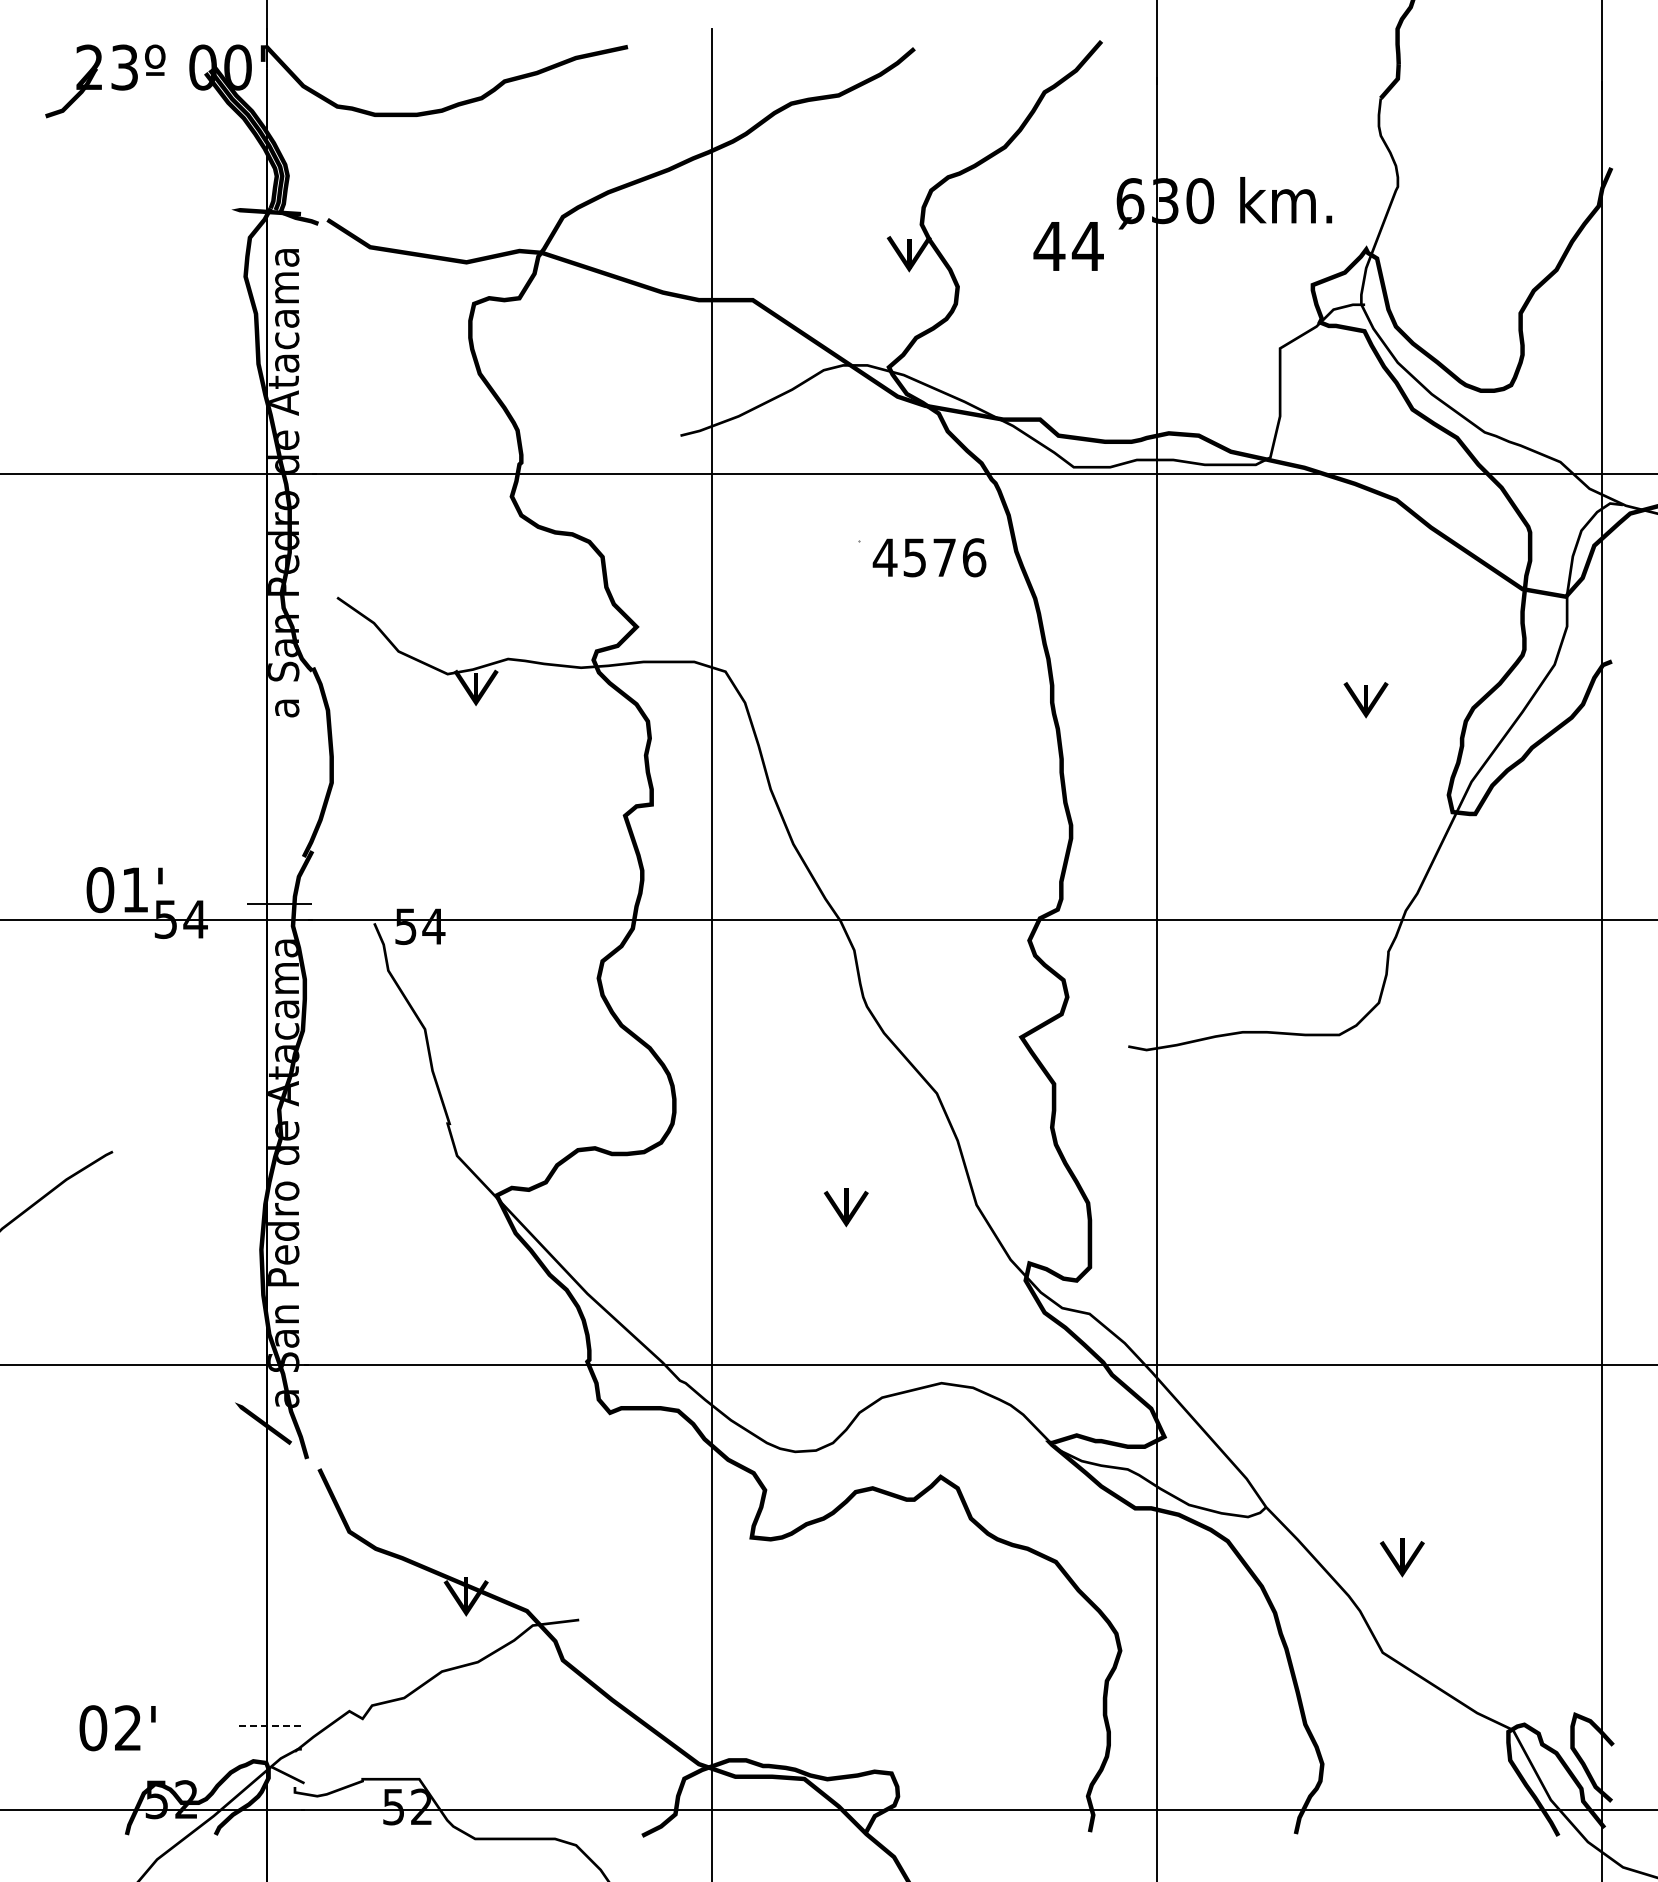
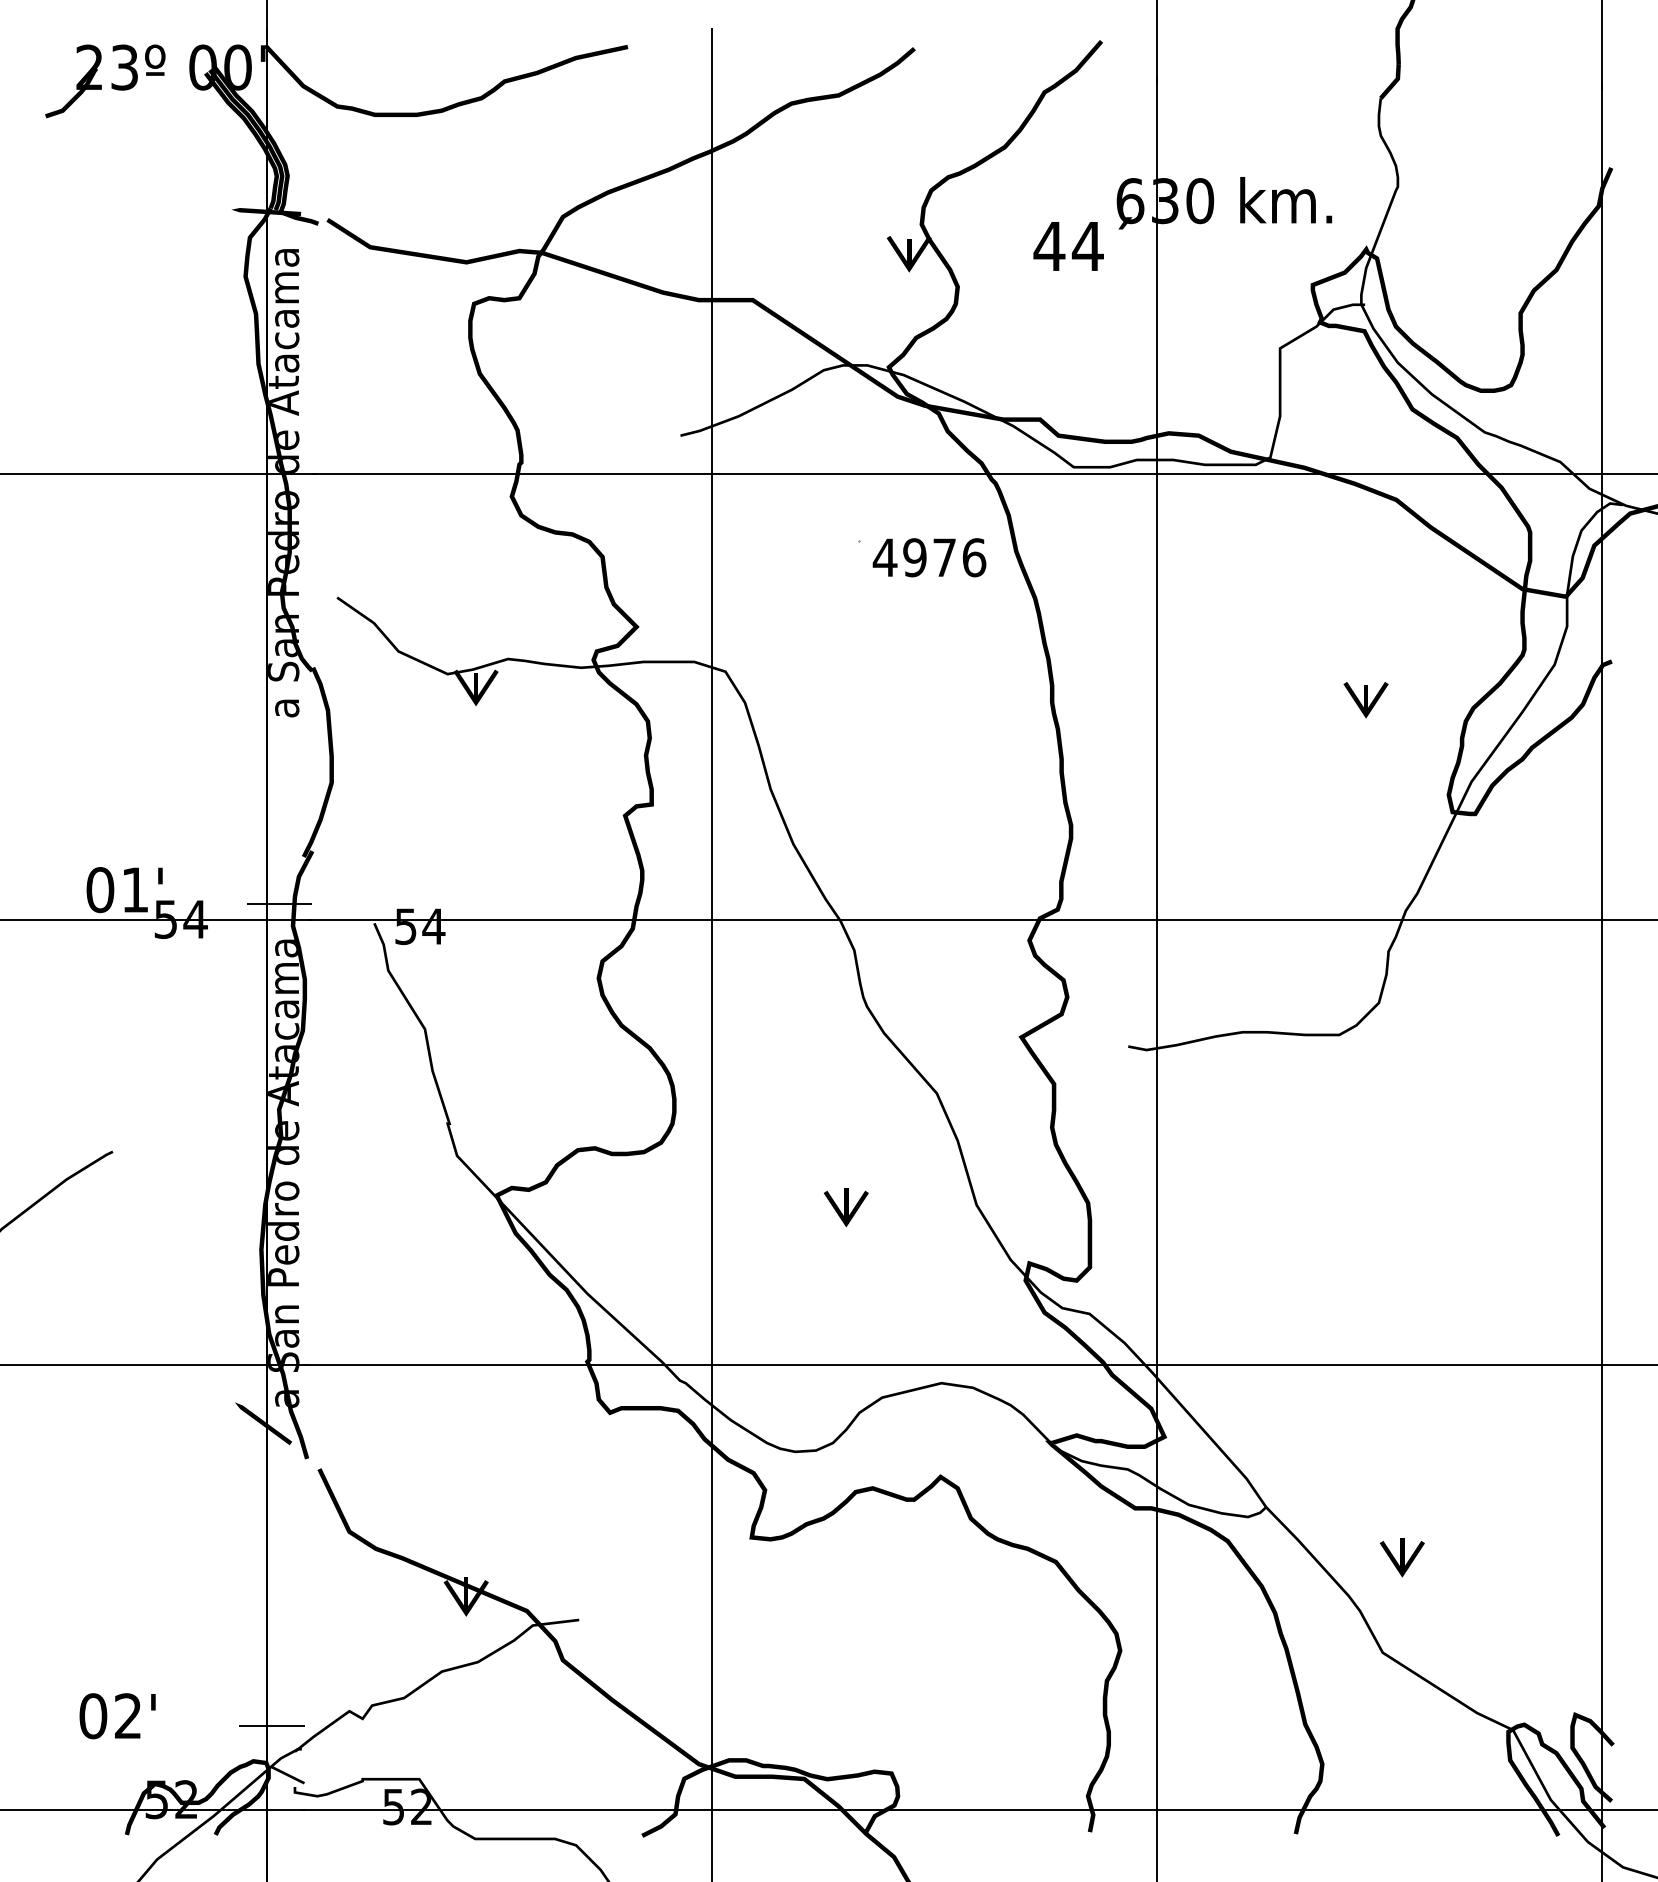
text: 4576 -> 4976 (914, 557)
line: dashed -> solid (272, 1726)
text position: (117, 1728) -> (117, 1716) (117, 1716)
